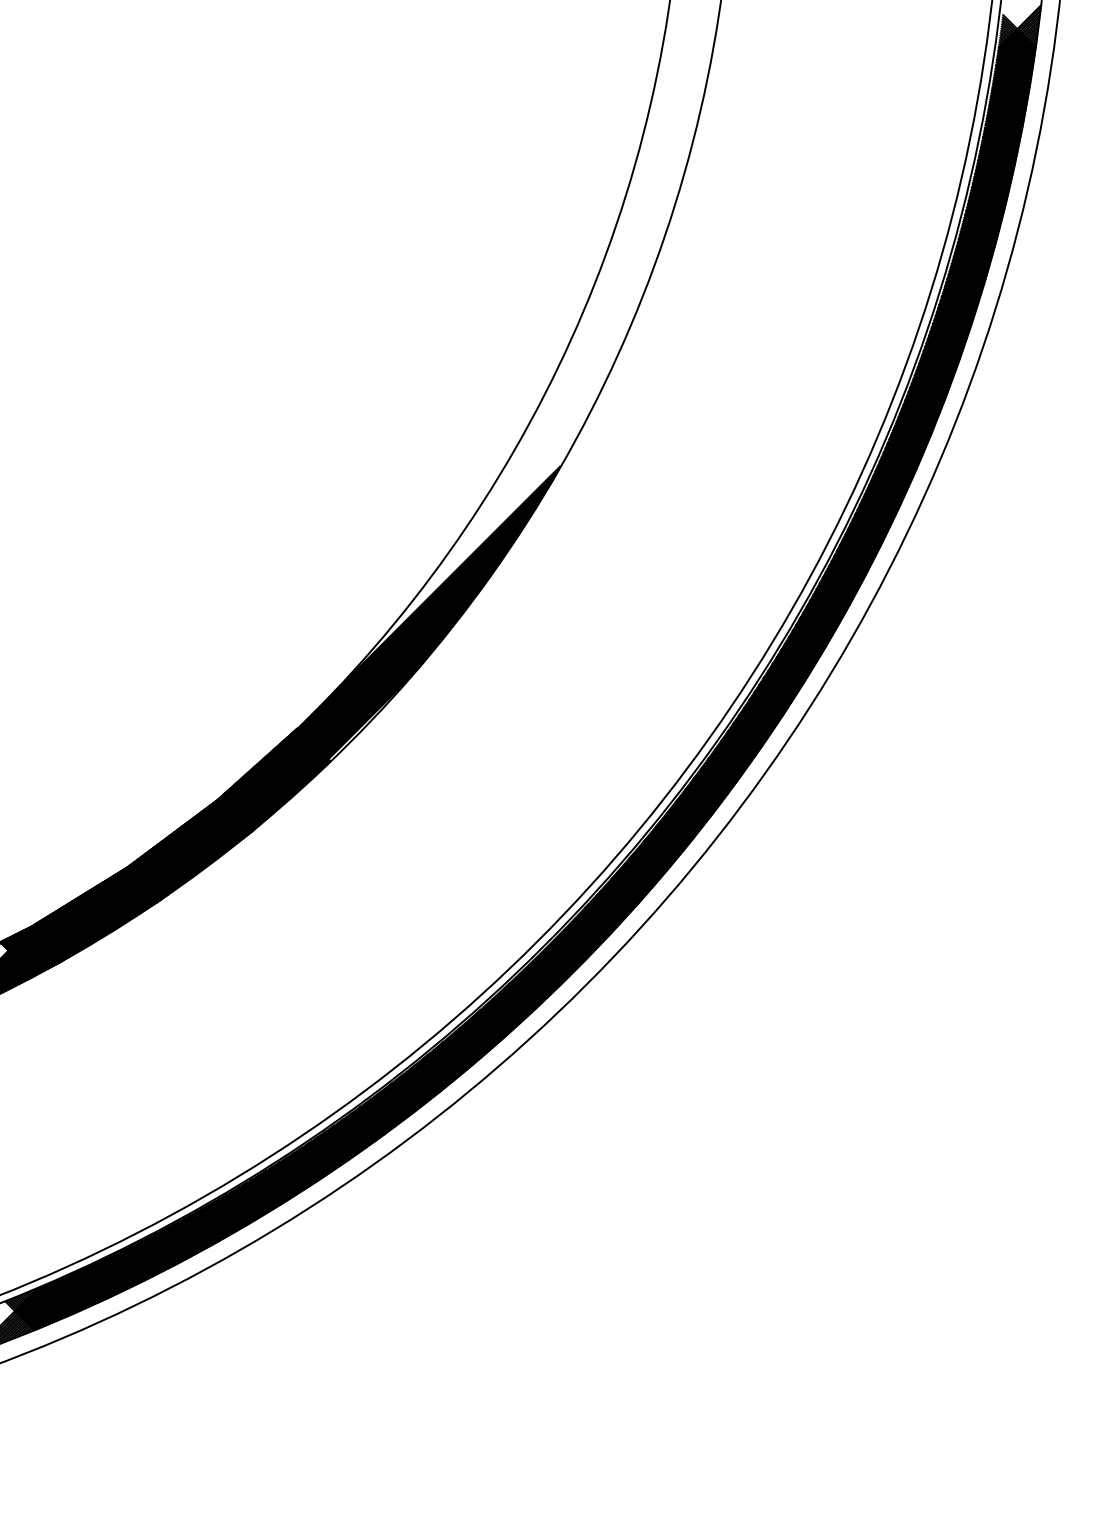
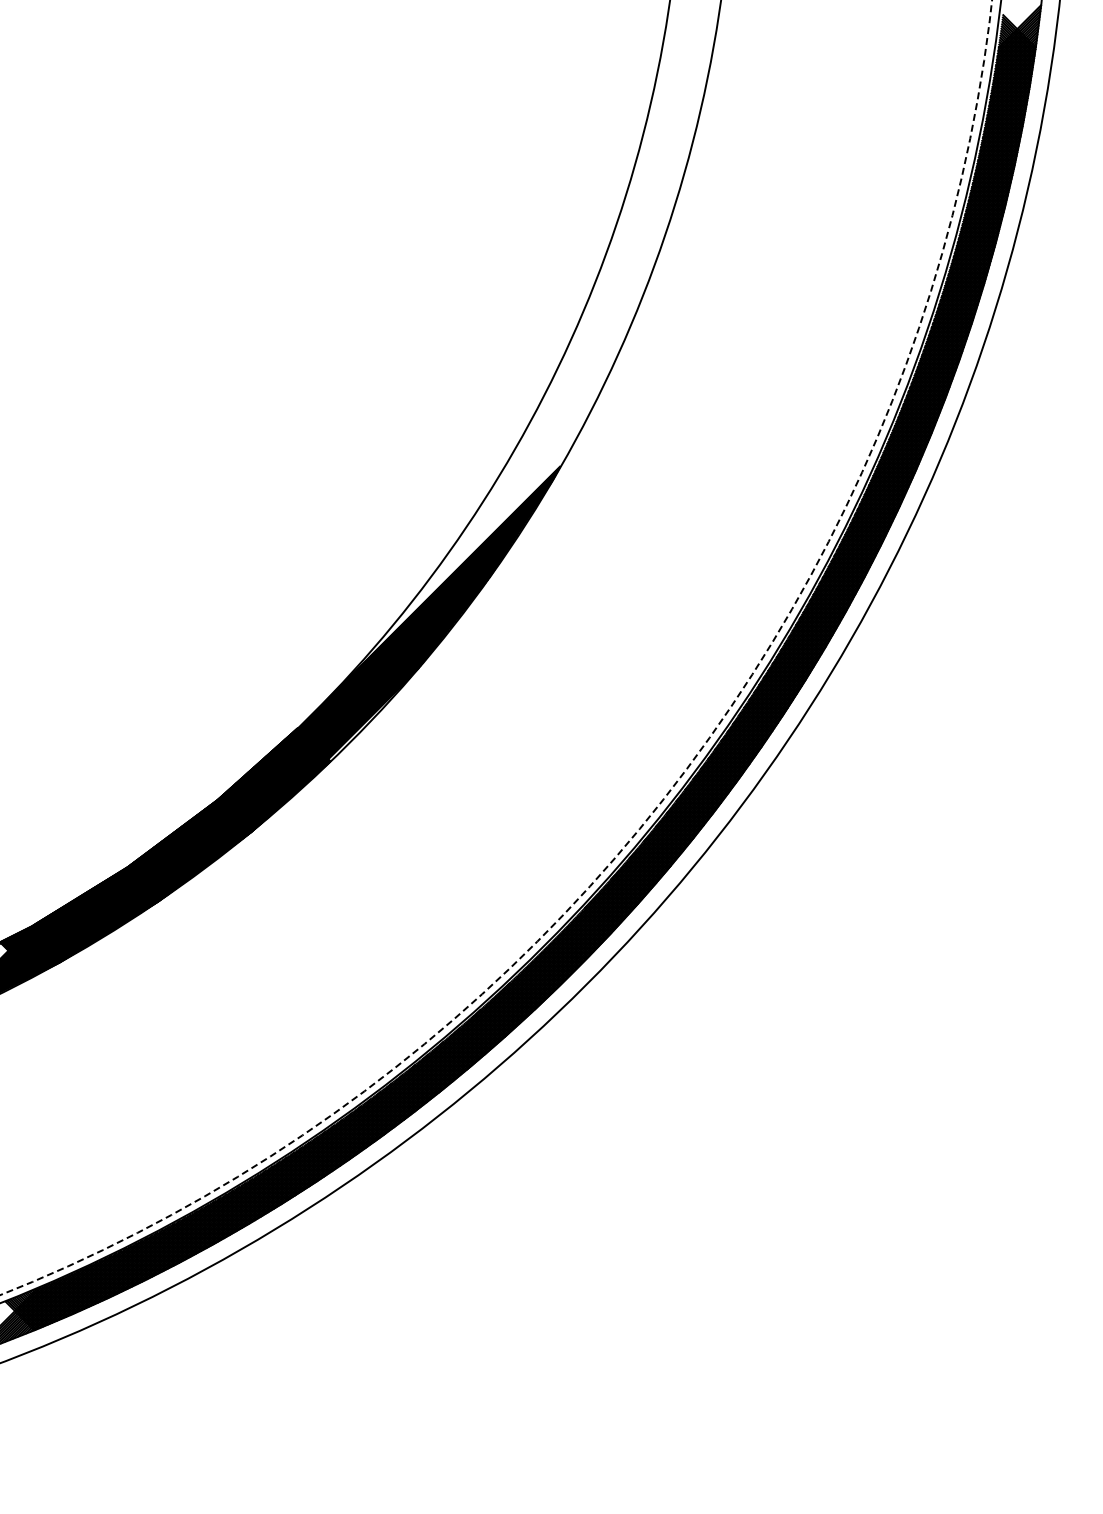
circle: solid -> dashed (496, 647)
